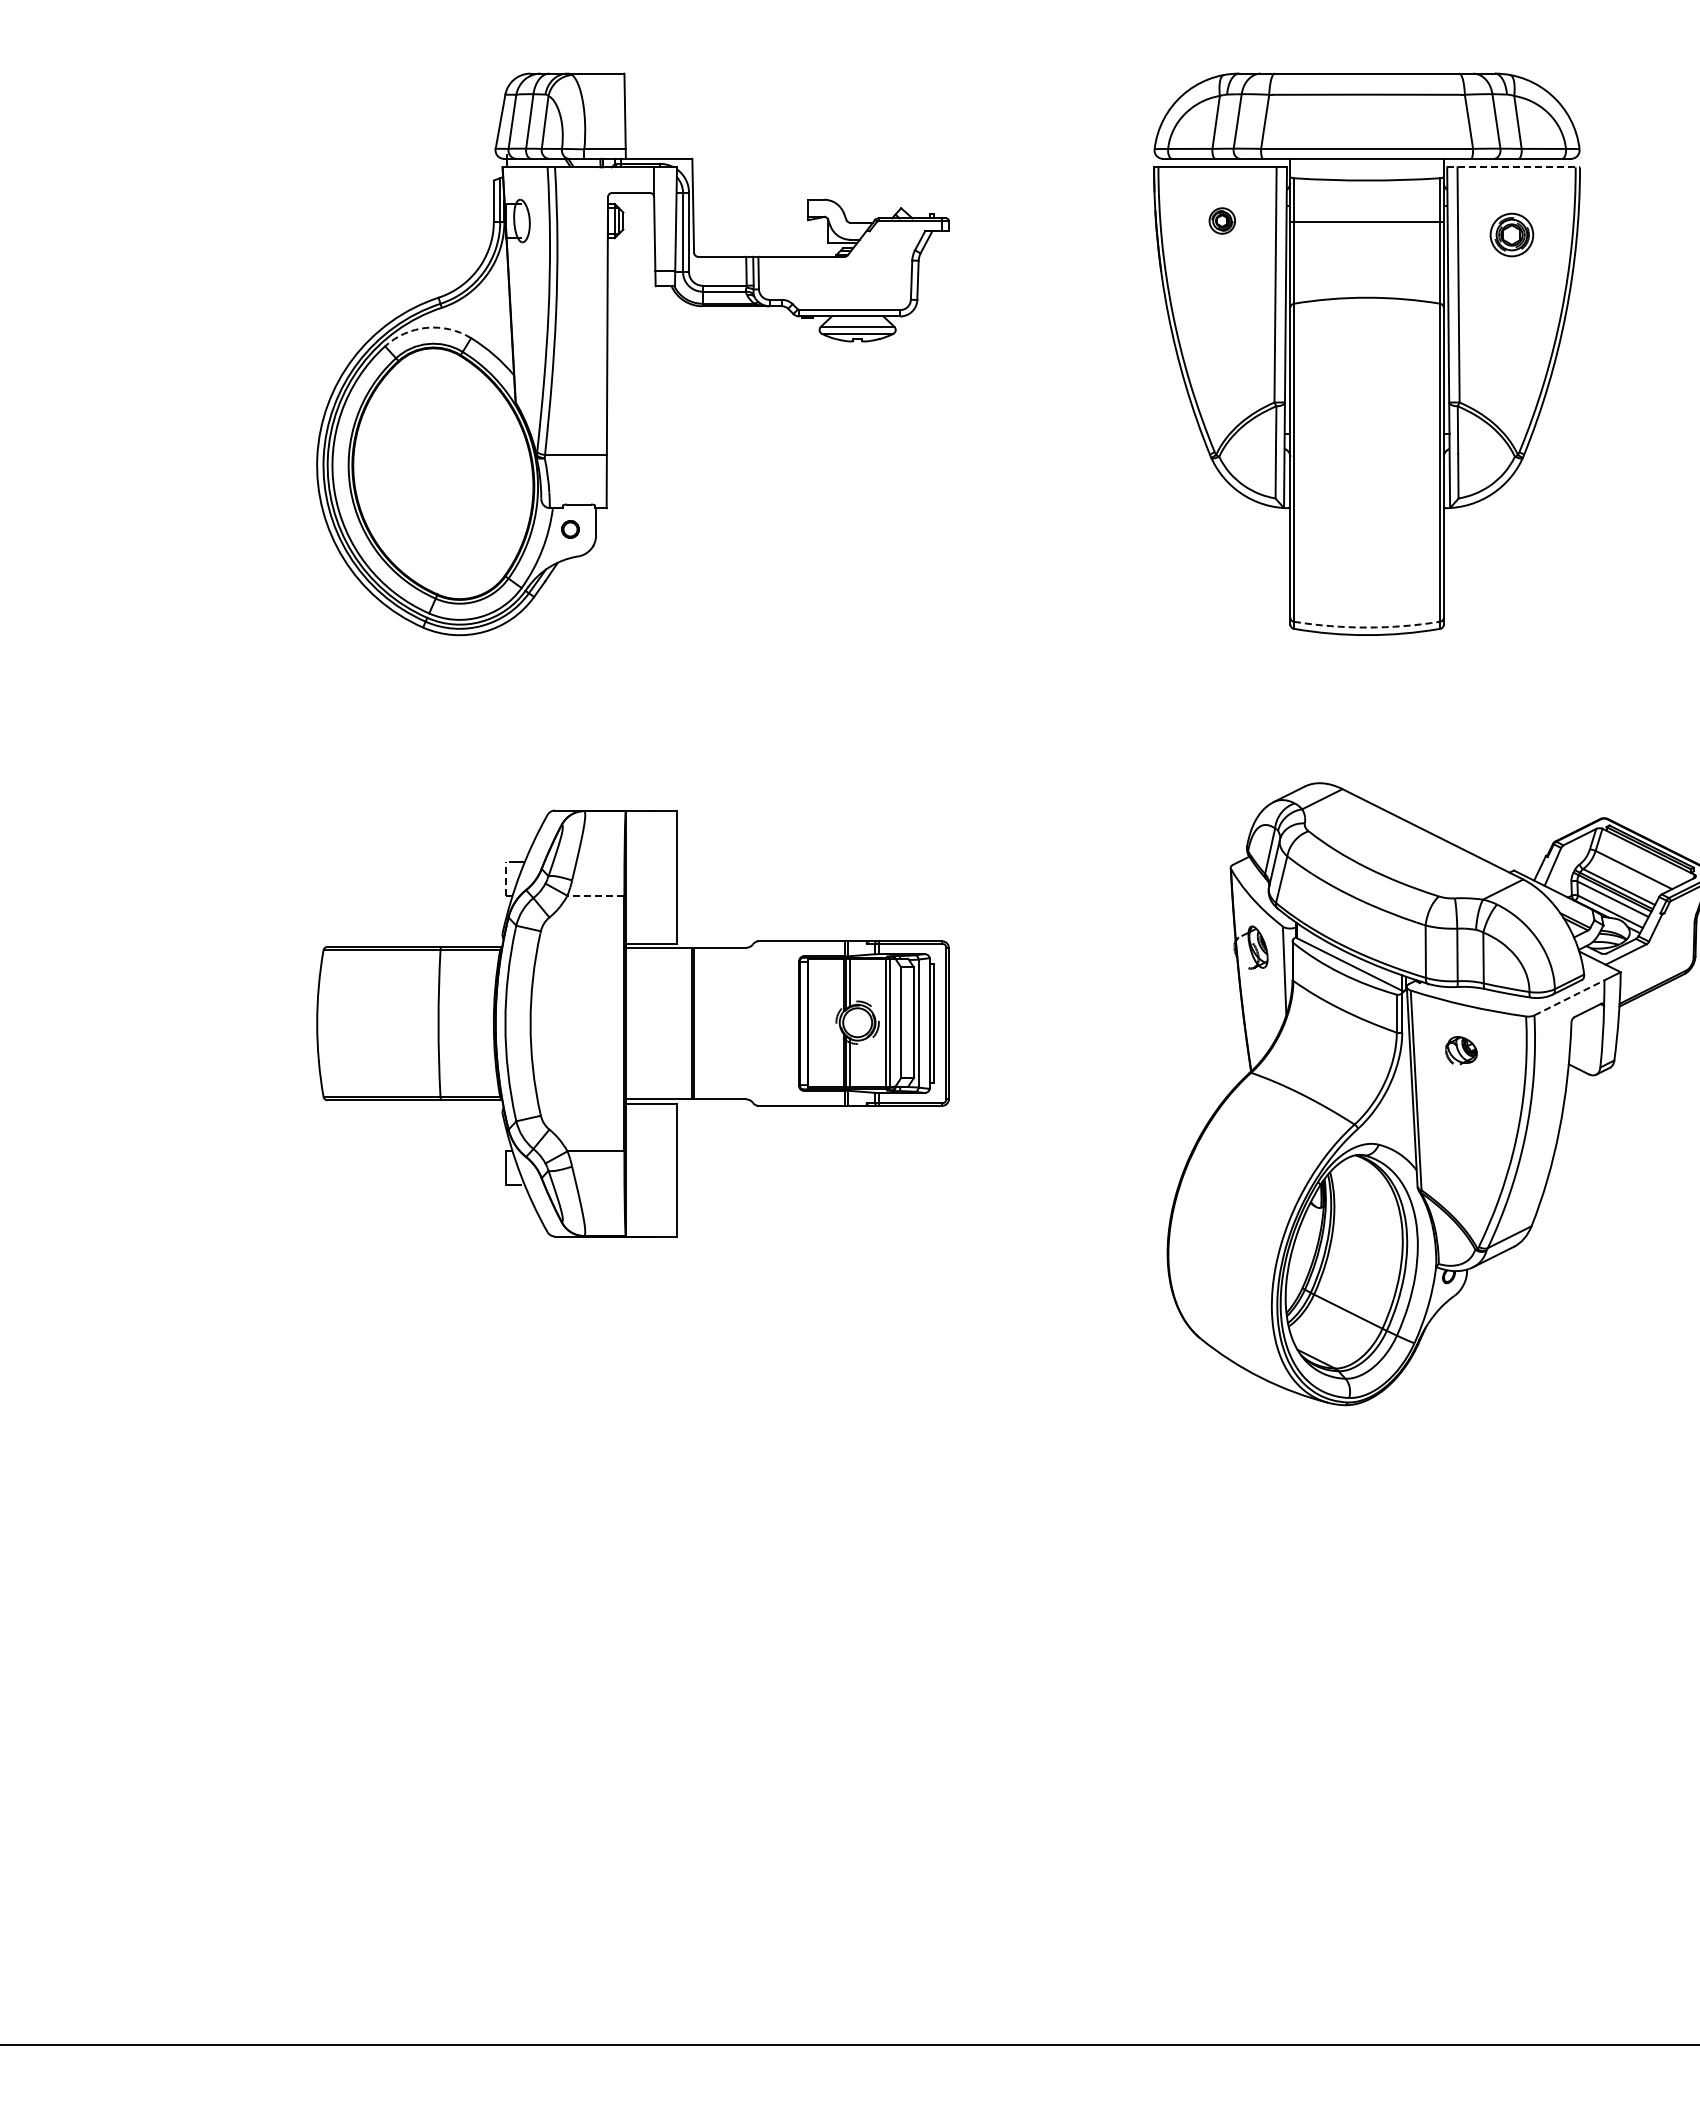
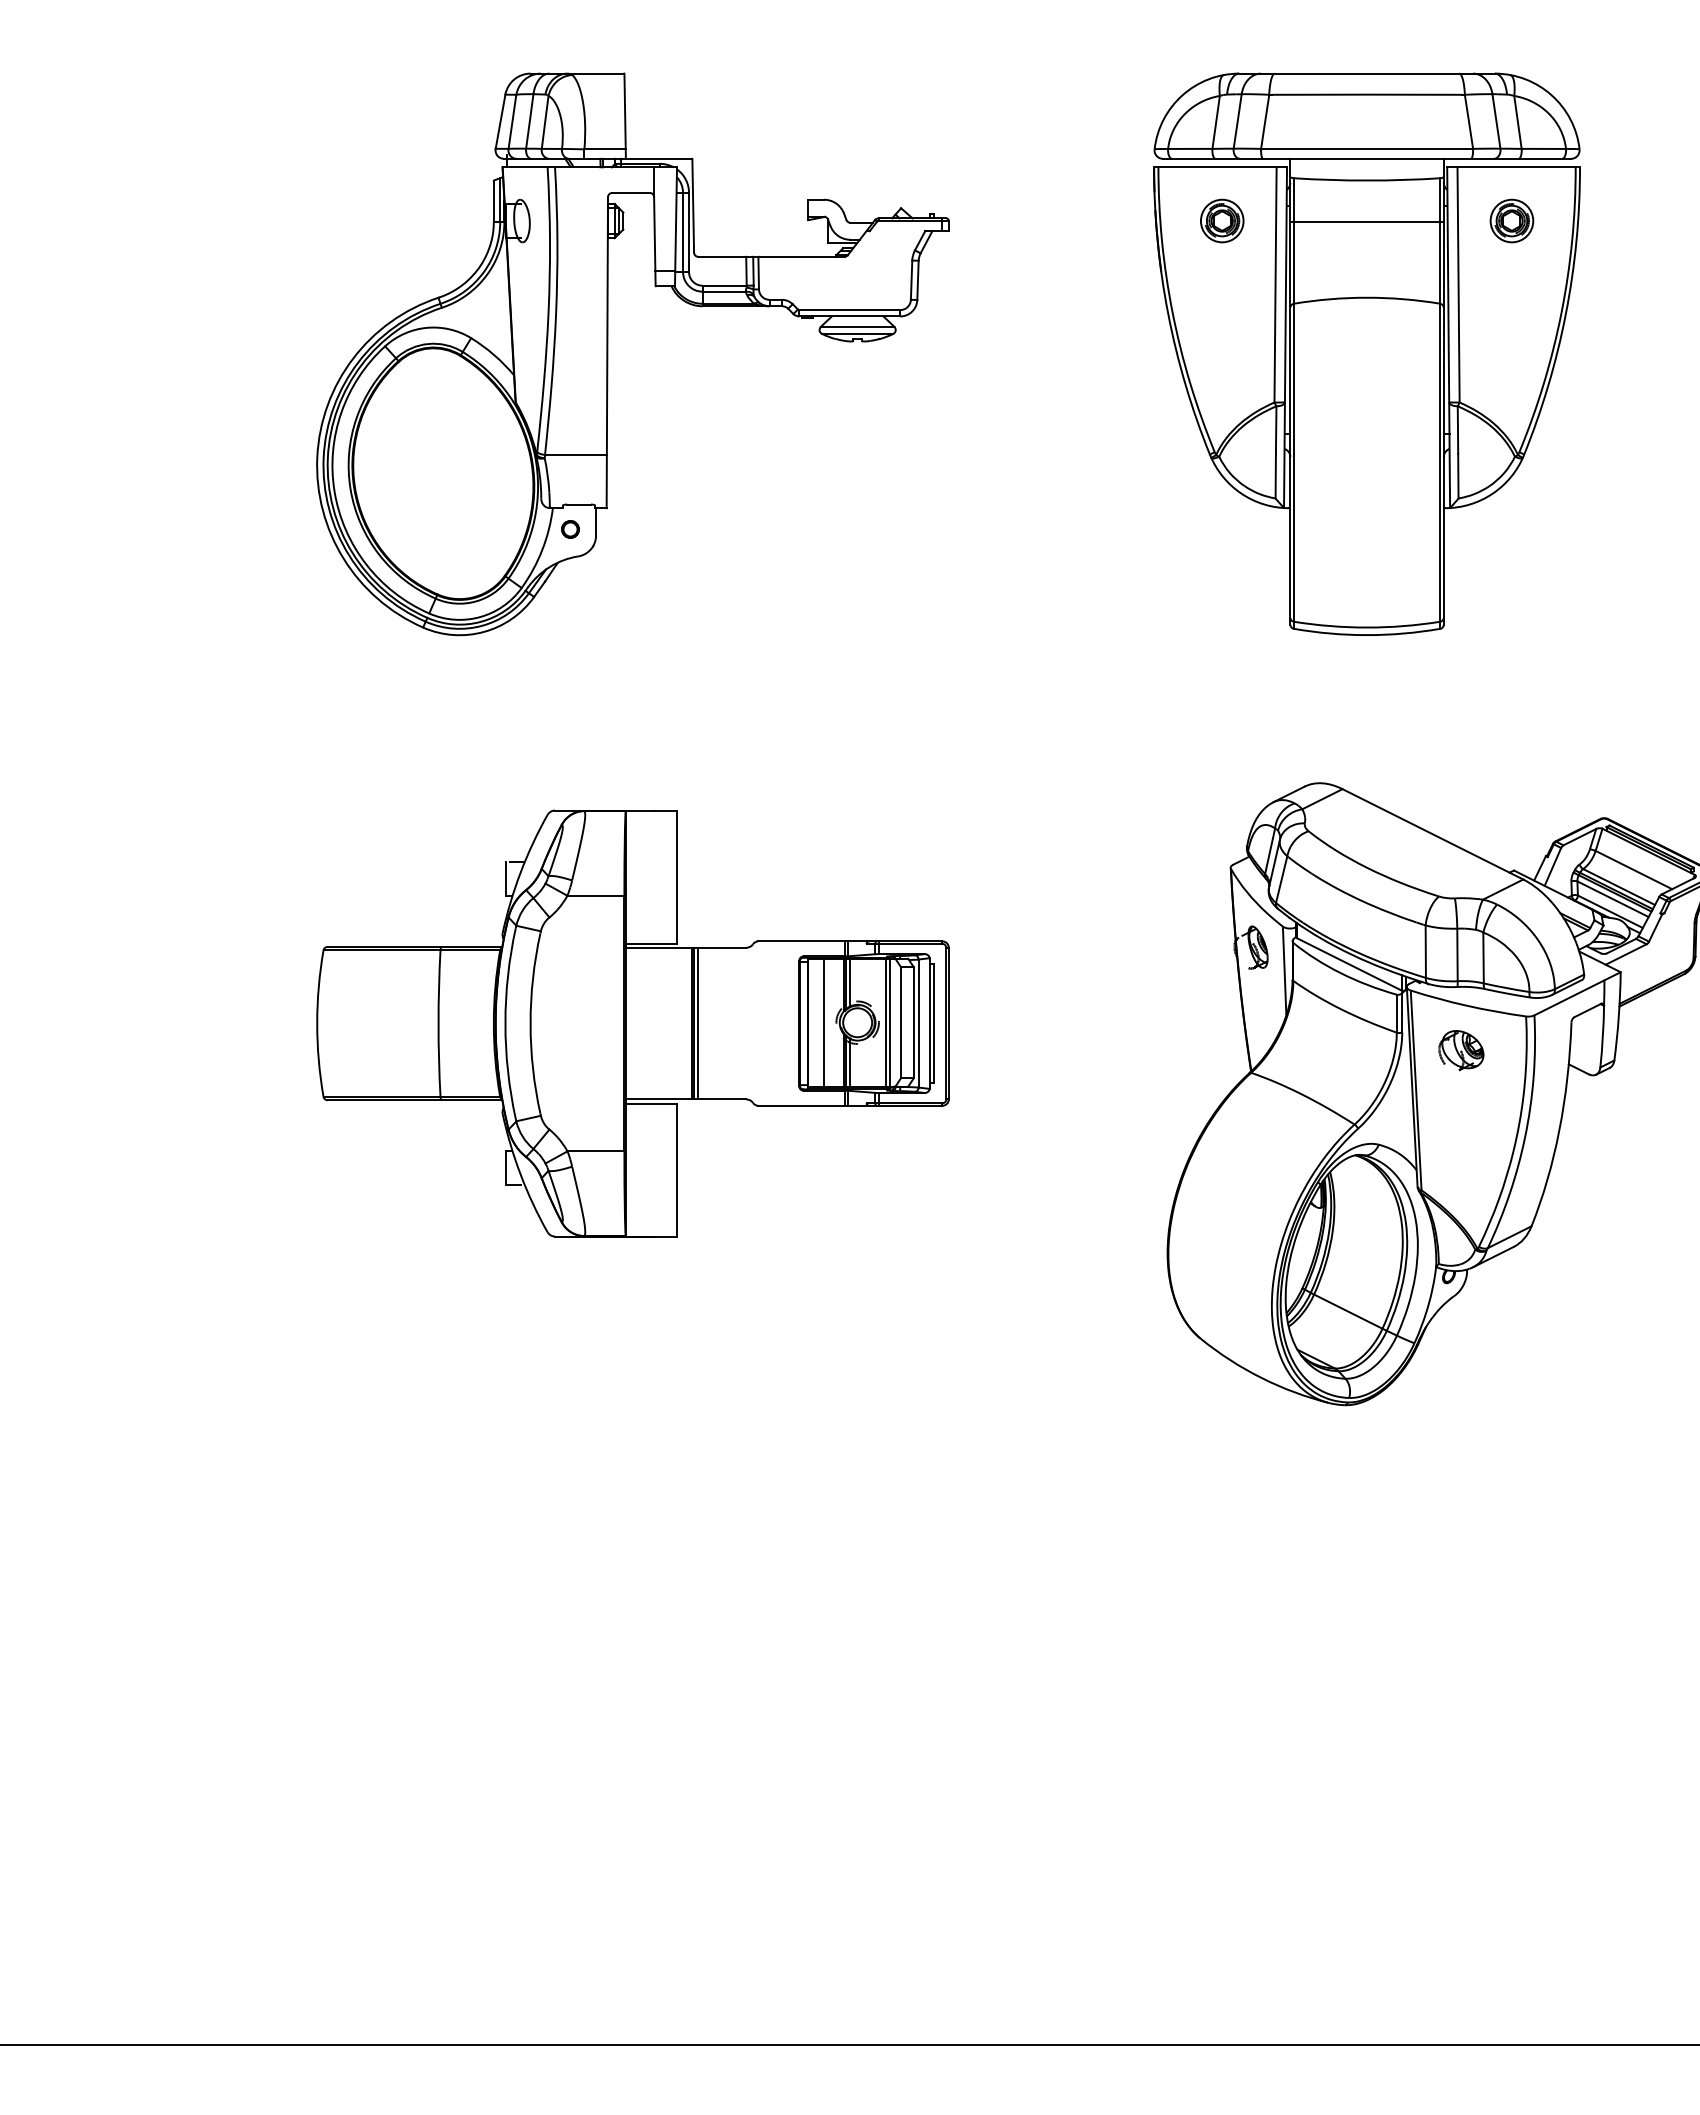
line: dashed -> solid (1514, 167)
part size: 28x28 px -> 45x46 px (1222, 220)
part position: (1511, 234) -> (1511, 220) (1511, 220)
arc: dashed -> solid (426, 327)
arc: dashed -> solid (1367, 627)
line: dashed -> solid (505, 878)
line: dashed -> solid (595, 895)
line: dashed -> solid (1569, 997)
line: none -> present (824, 1022)
line: none -> present (698, 1023)
part size: 33x30 px -> 47x42 px (1461, 1050)
